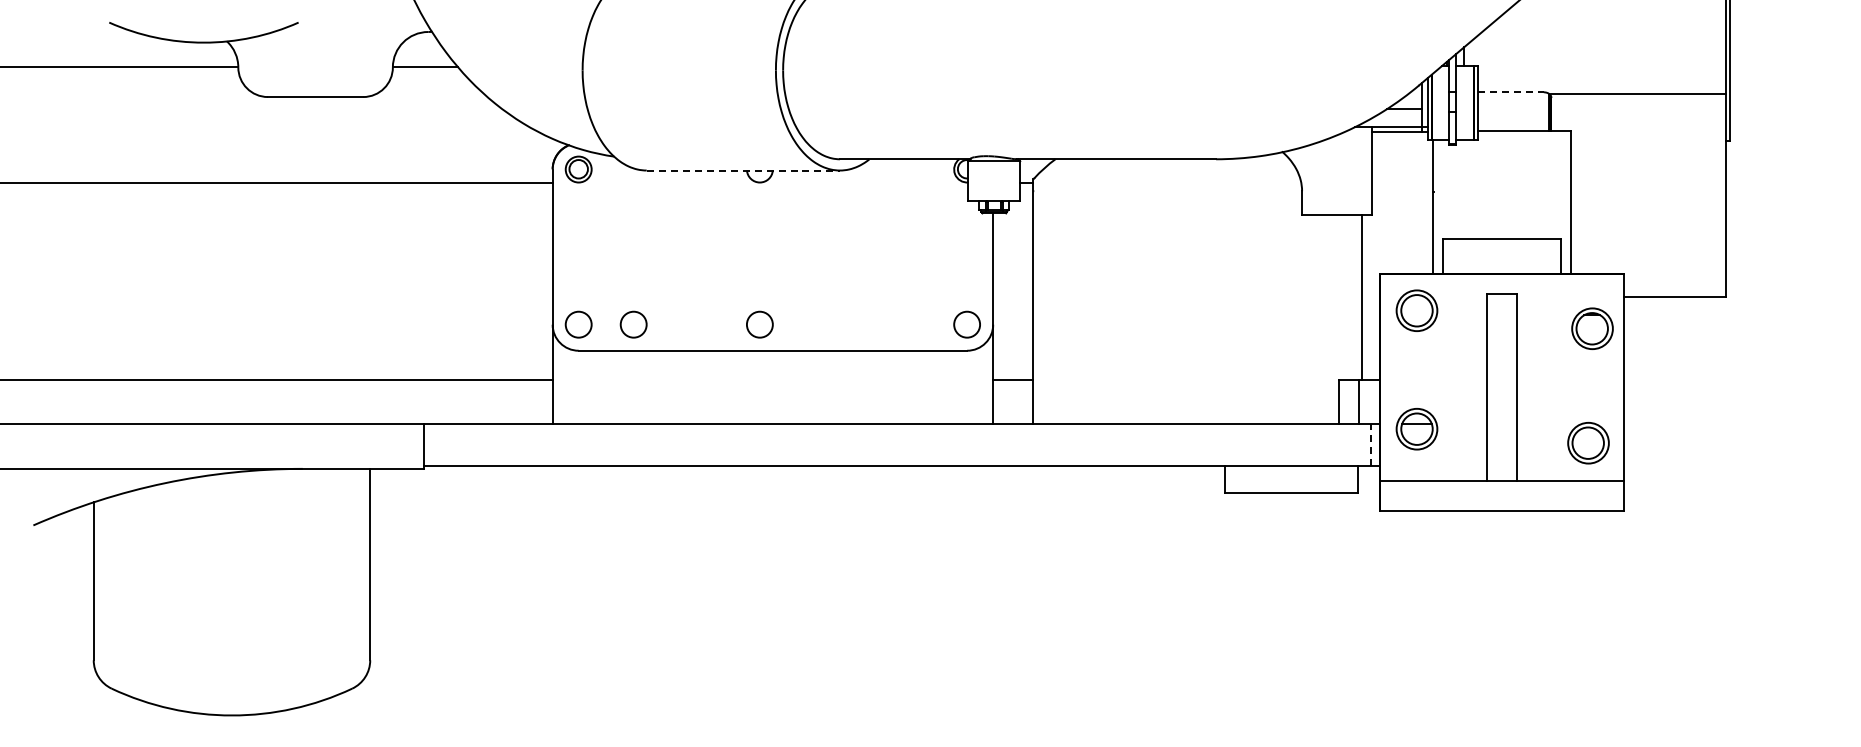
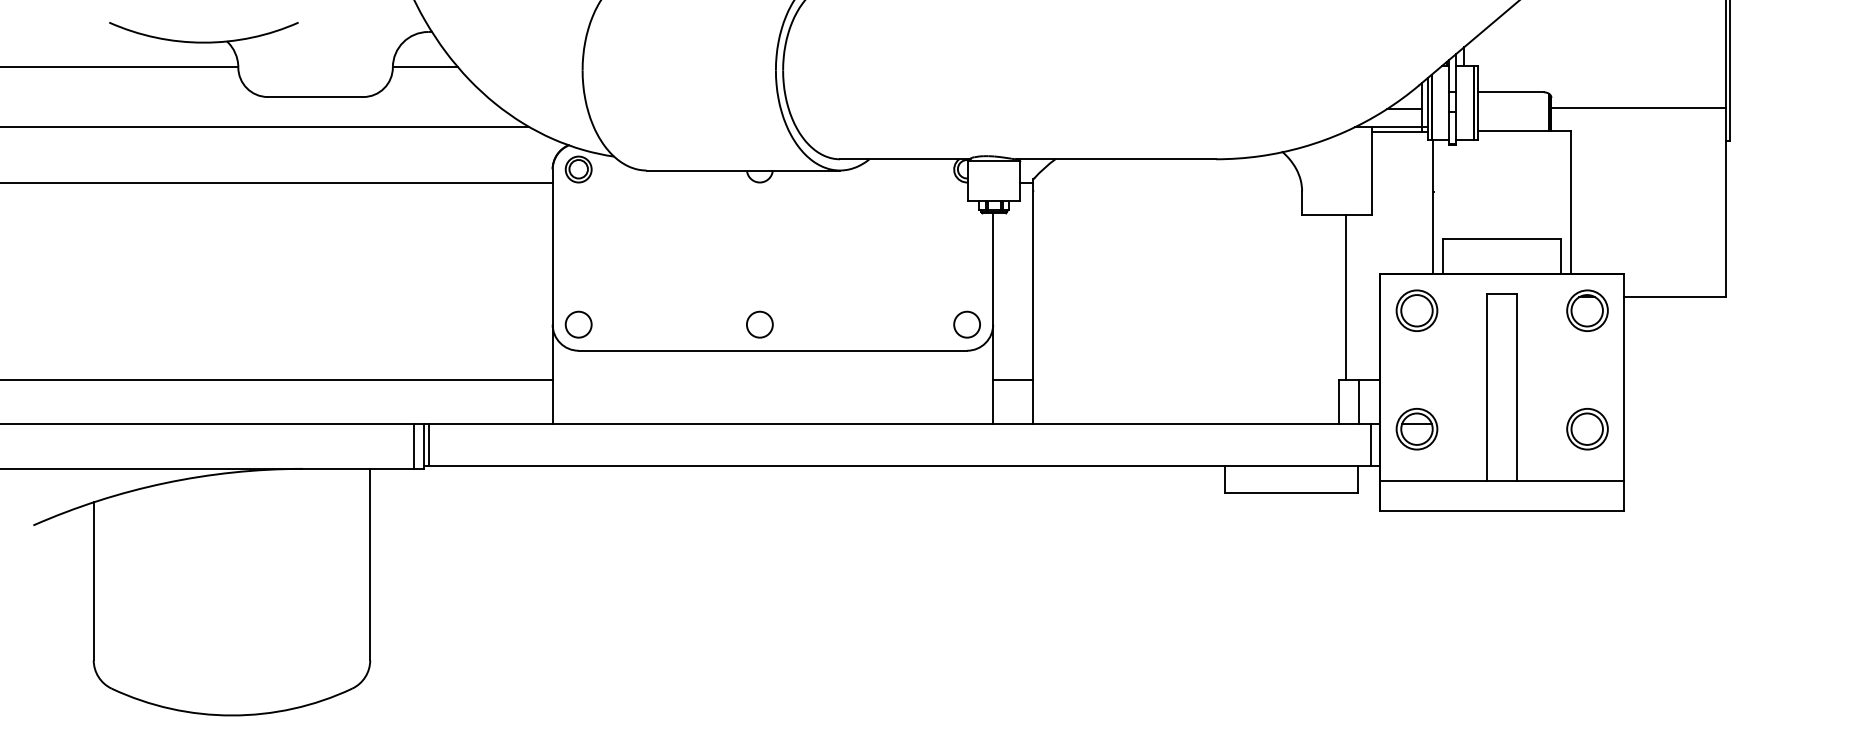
line: dashed -> solid (1510, 92)
line position: (1638, 94) -> (1638, 108) (1638, 108)
line: none -> present (265, 126)
line: dashed -> solid (743, 170)
line position: (1362, 297) -> (1346, 297) (1346, 297)
circle: present -> none (633, 324)
part position: (1592, 328) -> (1587, 310) (1587, 310)
part position: (1588, 443) -> (1587, 429) (1587, 429)
line: none -> present (429, 444)
line: dashed -> solid (1371, 445)
line: none -> present (413, 446)
